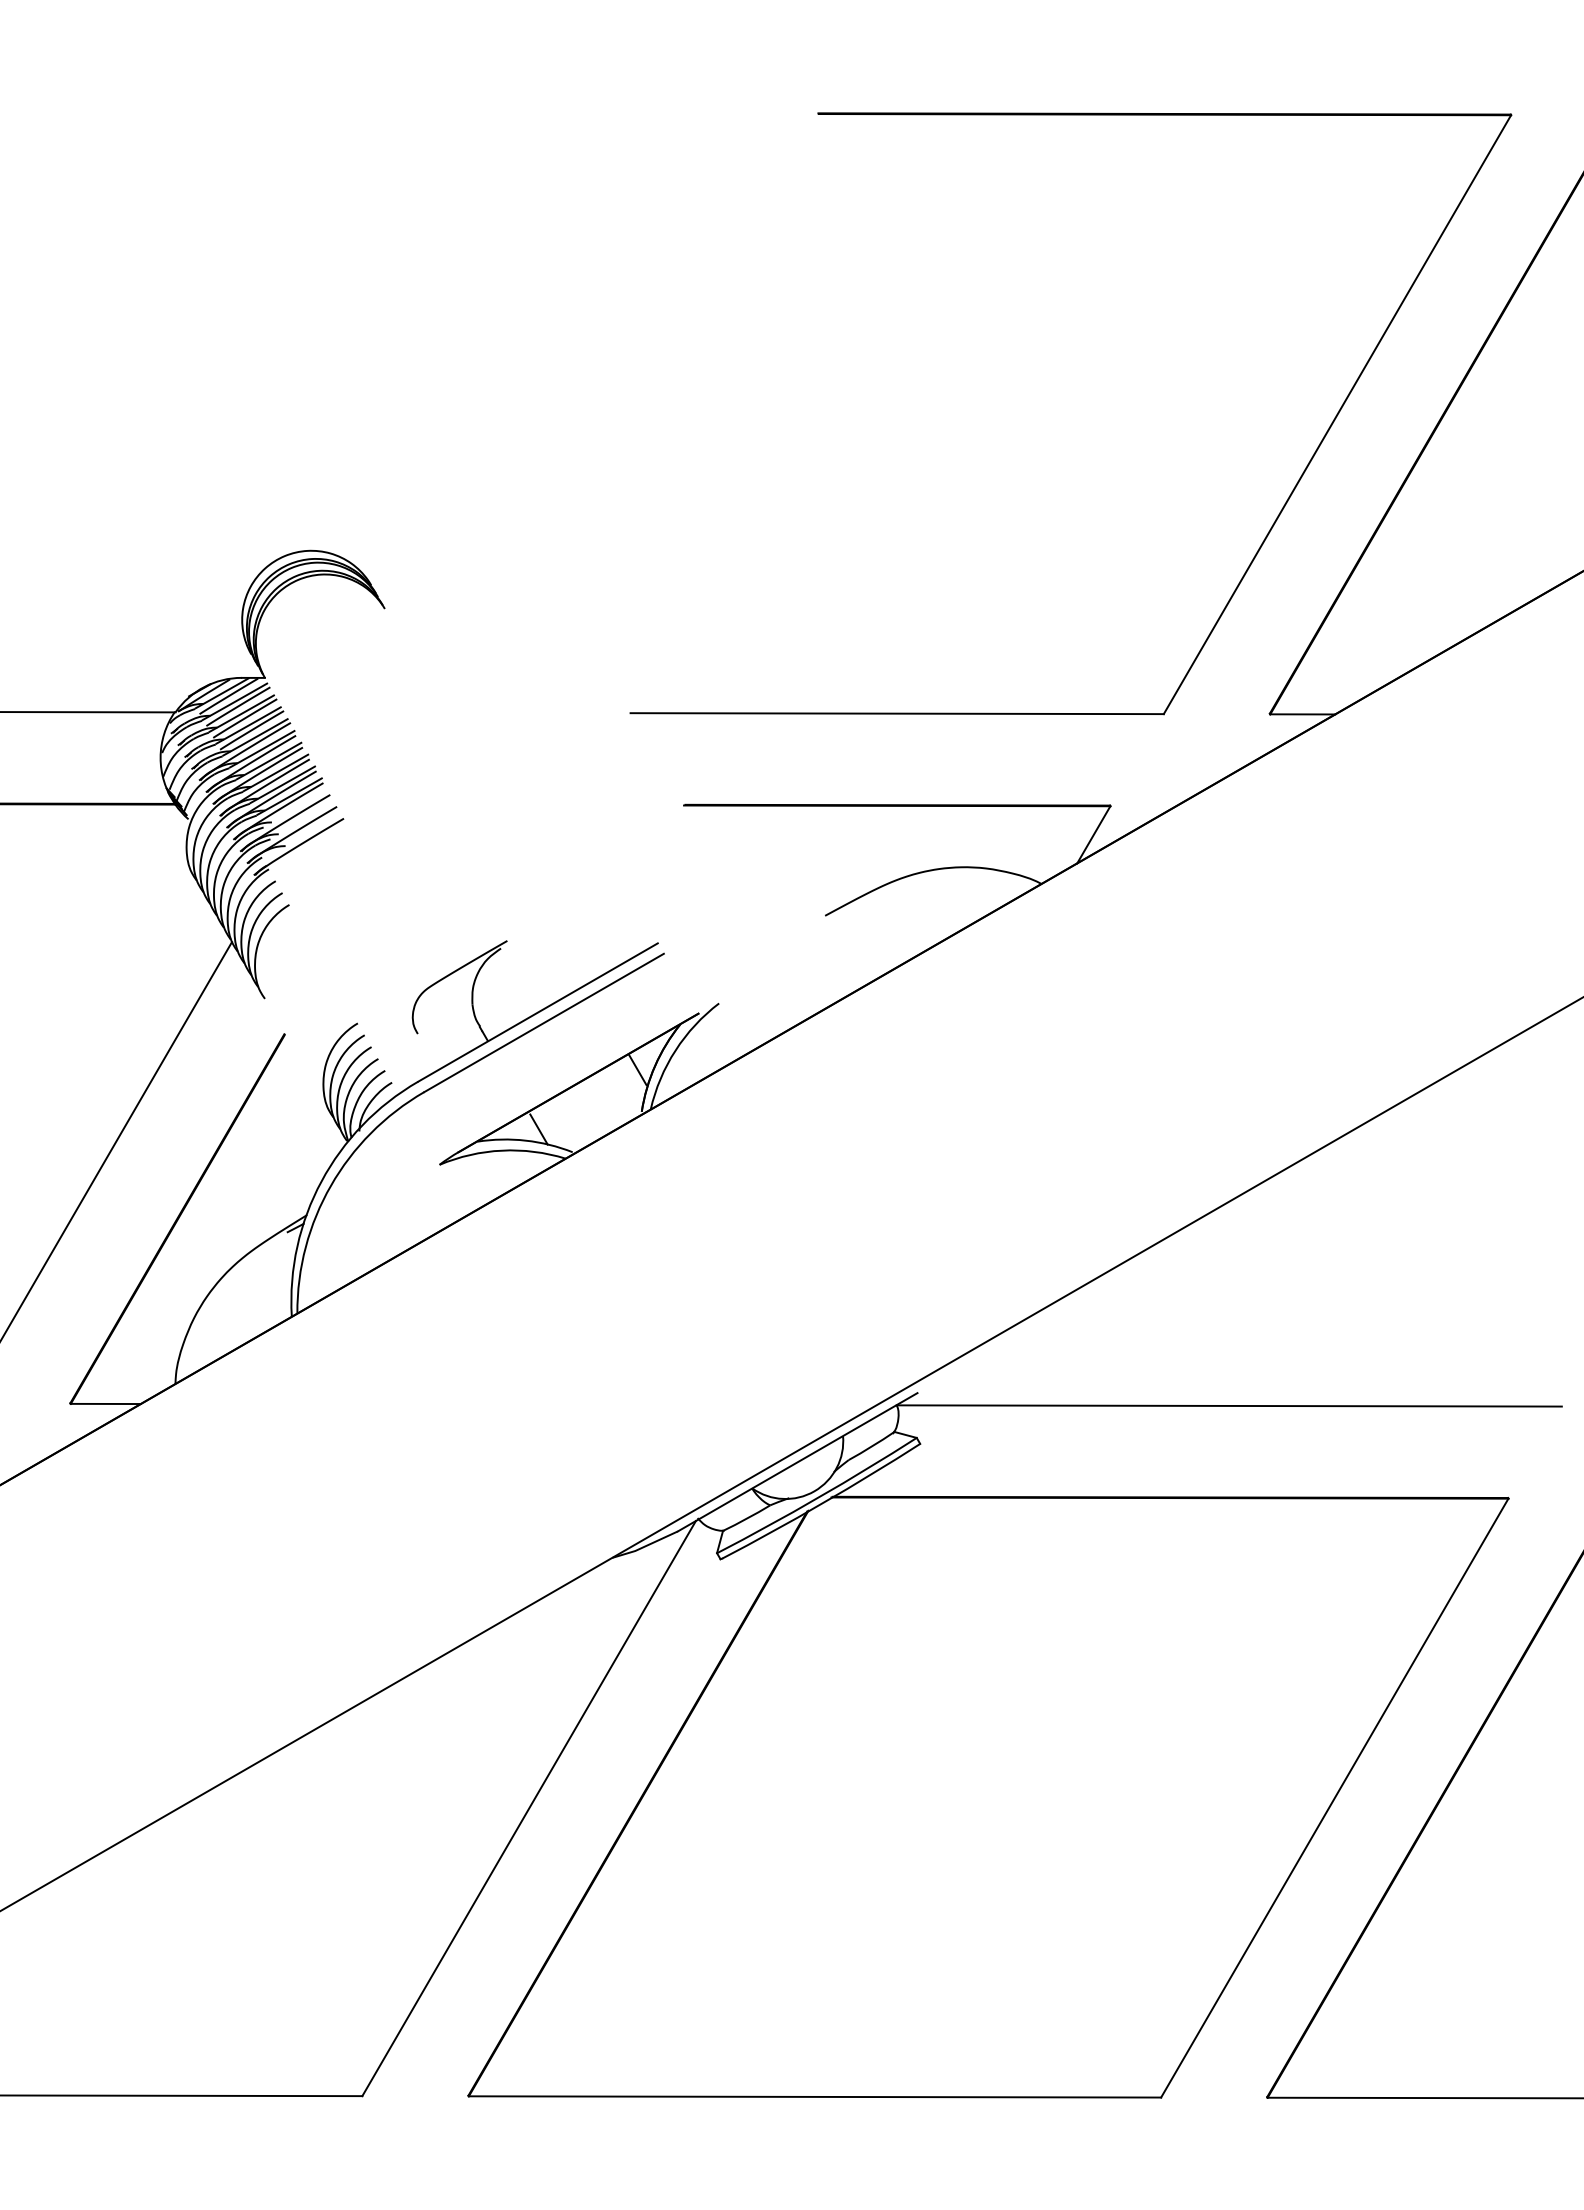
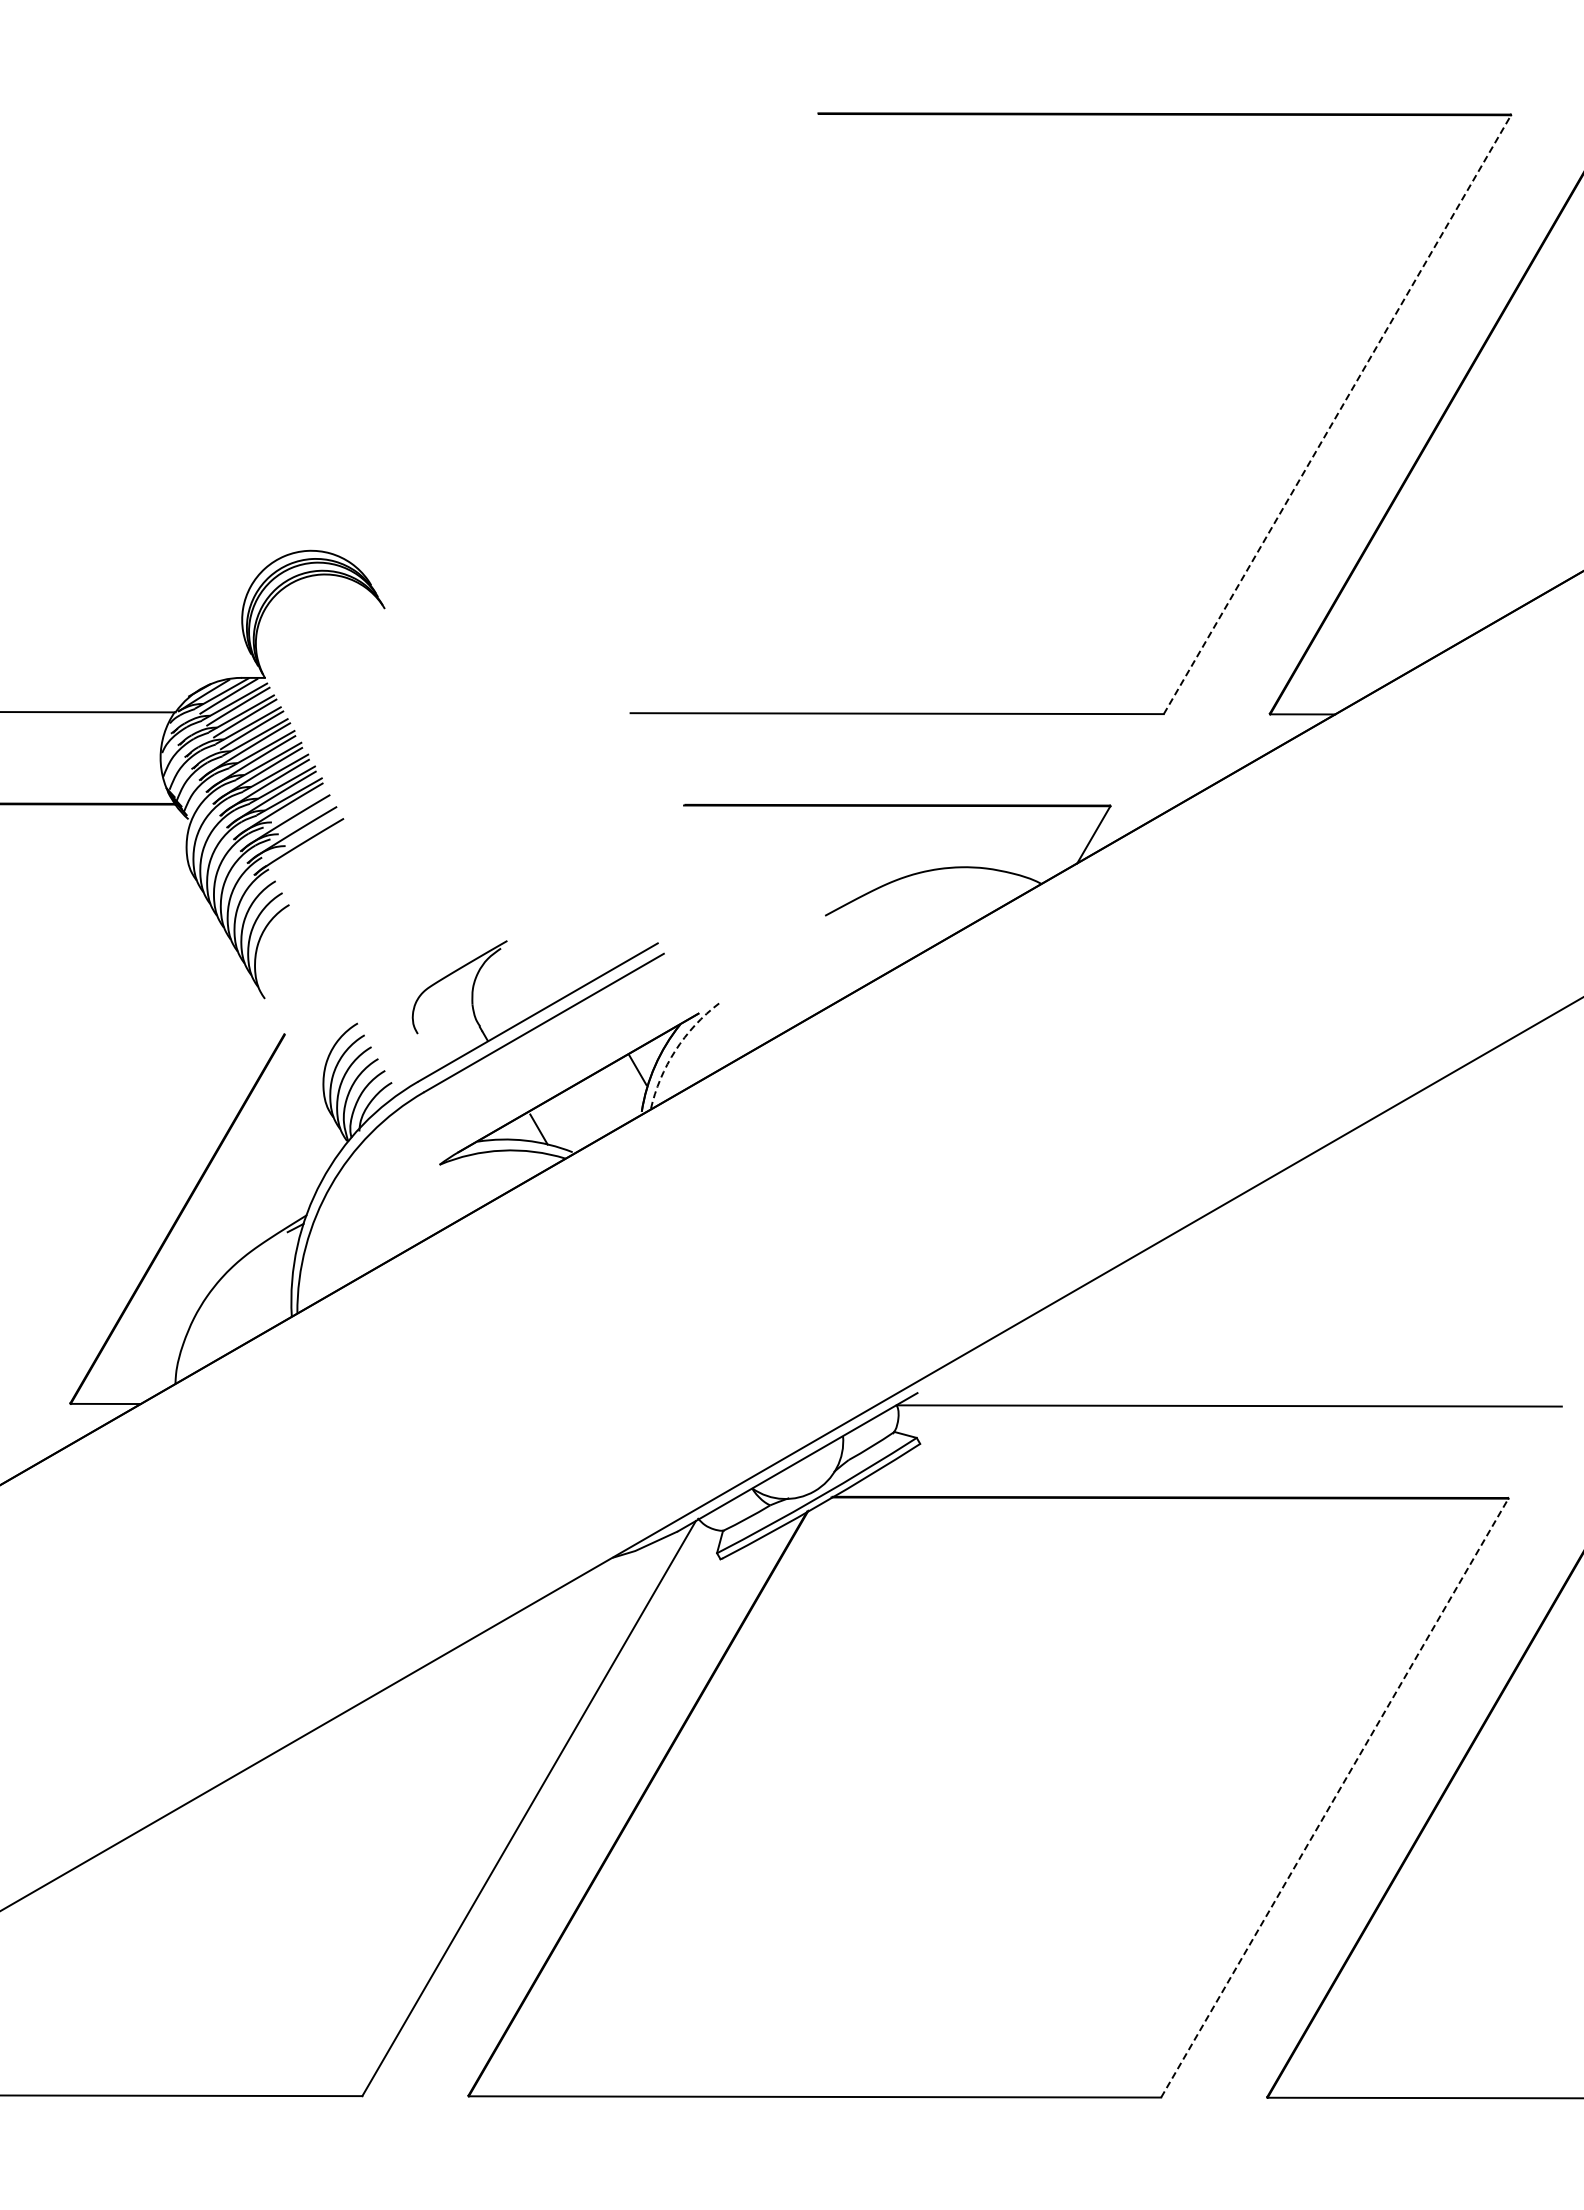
line: solid -> dashed (1337, 414)
arc: solid -> dashed (675, 1050)
line: present -> none (116, 1139)
line: solid -> dashed (1335, 1797)
